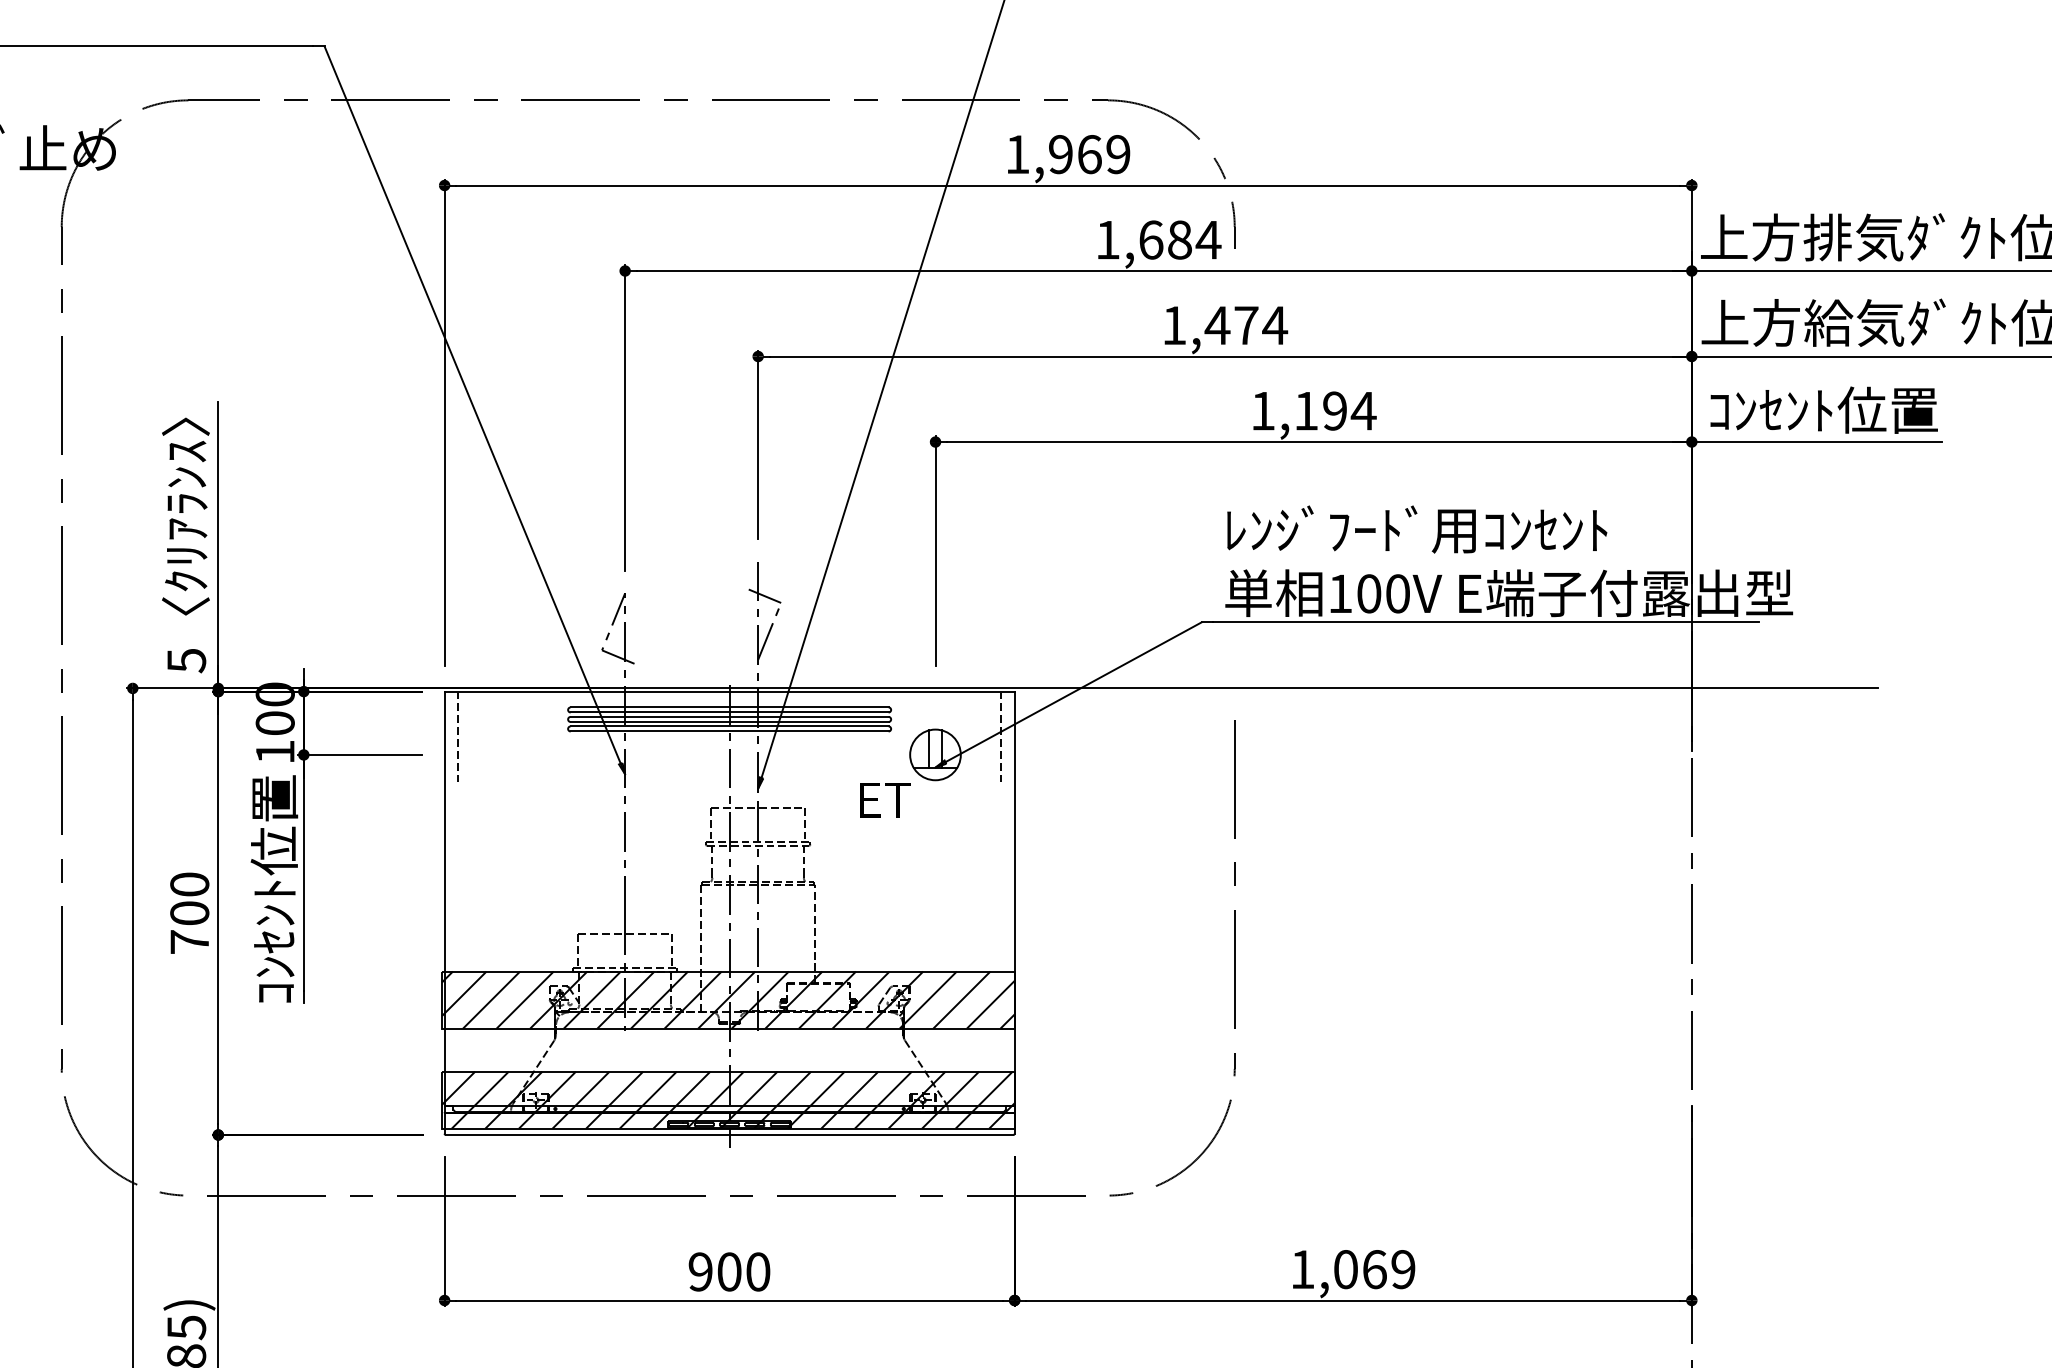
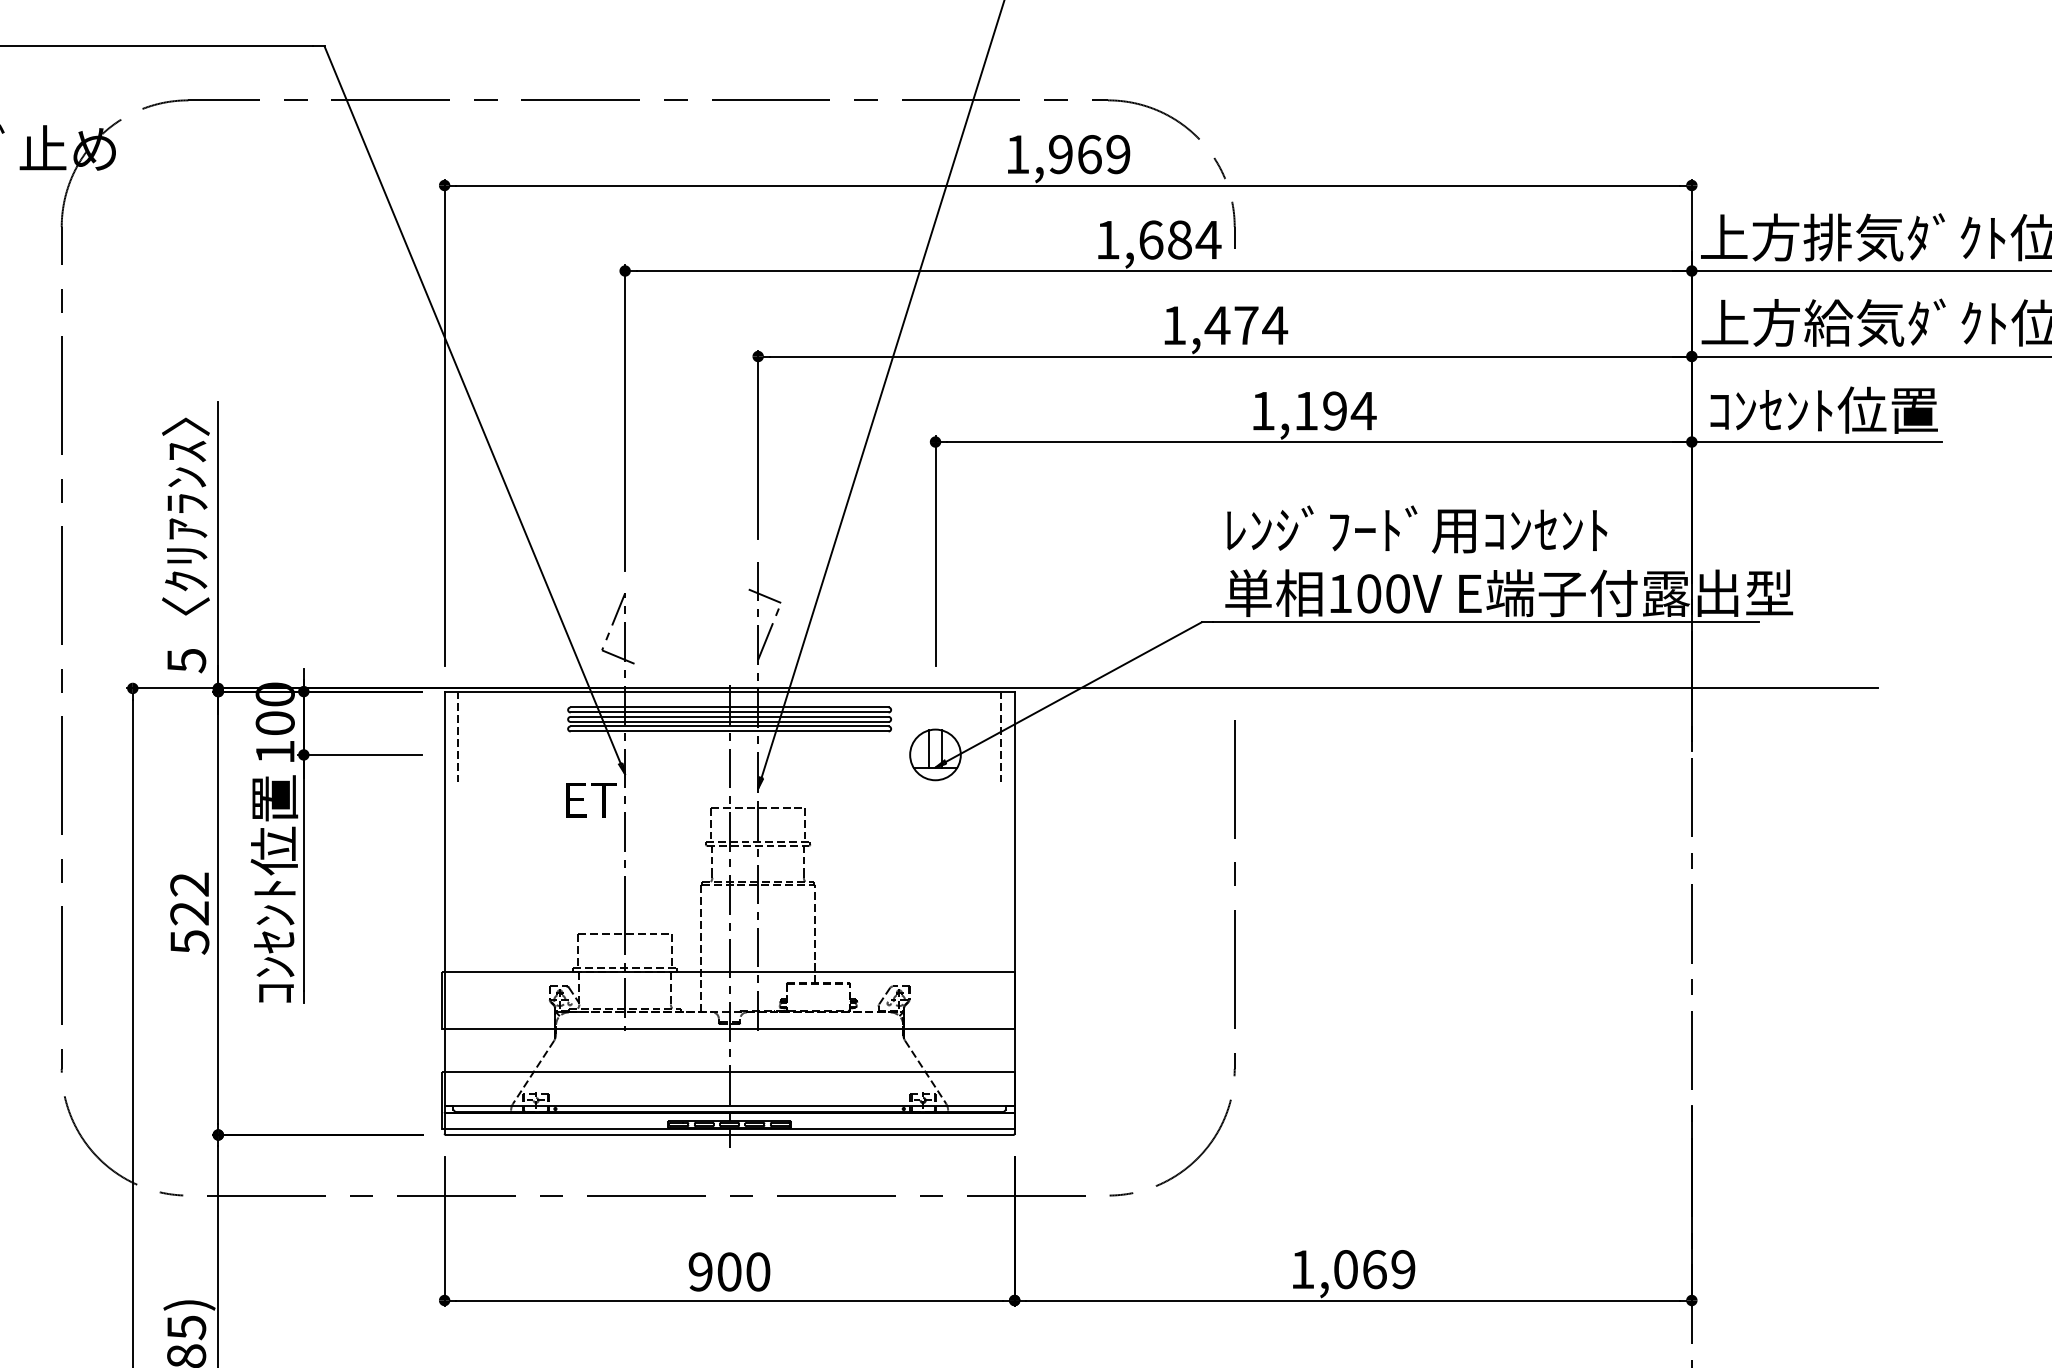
text position: (885, 800) -> (591, 800) (591, 800)
text: 700 -> 522 (189, 913)
hatch: present -> none (728, 999)
hatch: present -> none (728, 1099)
